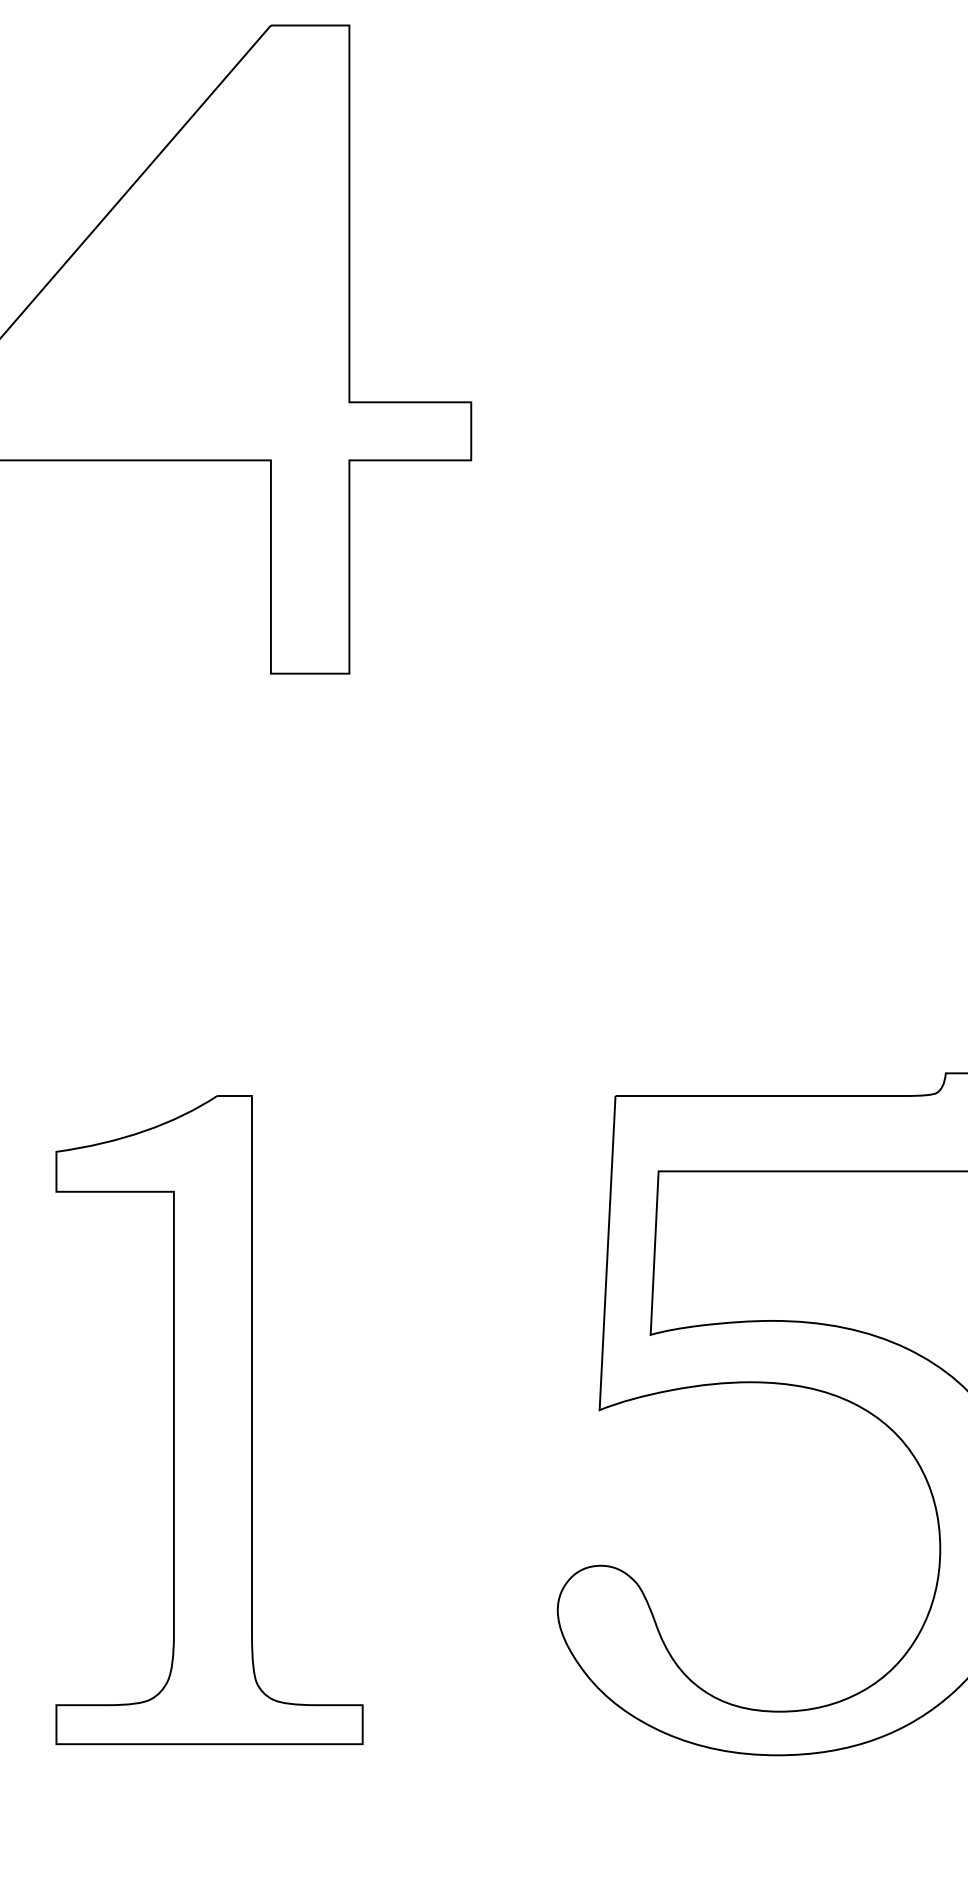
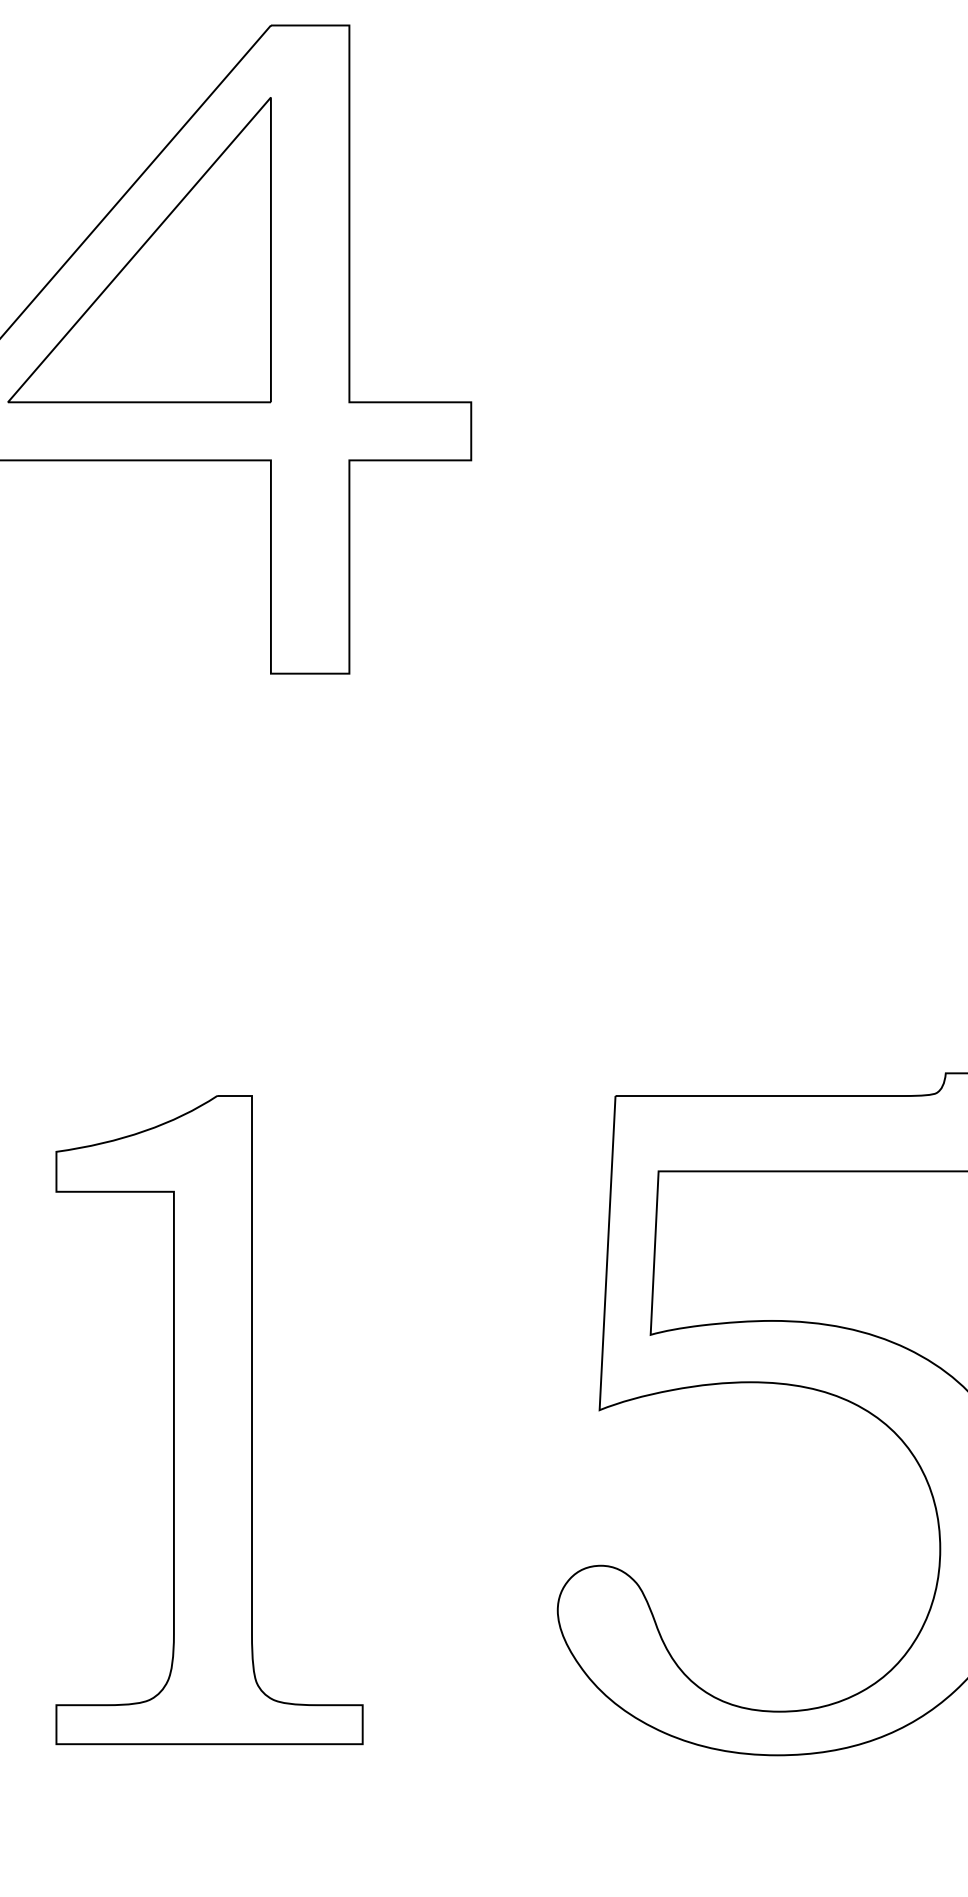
part: none -> present (139, 250)
